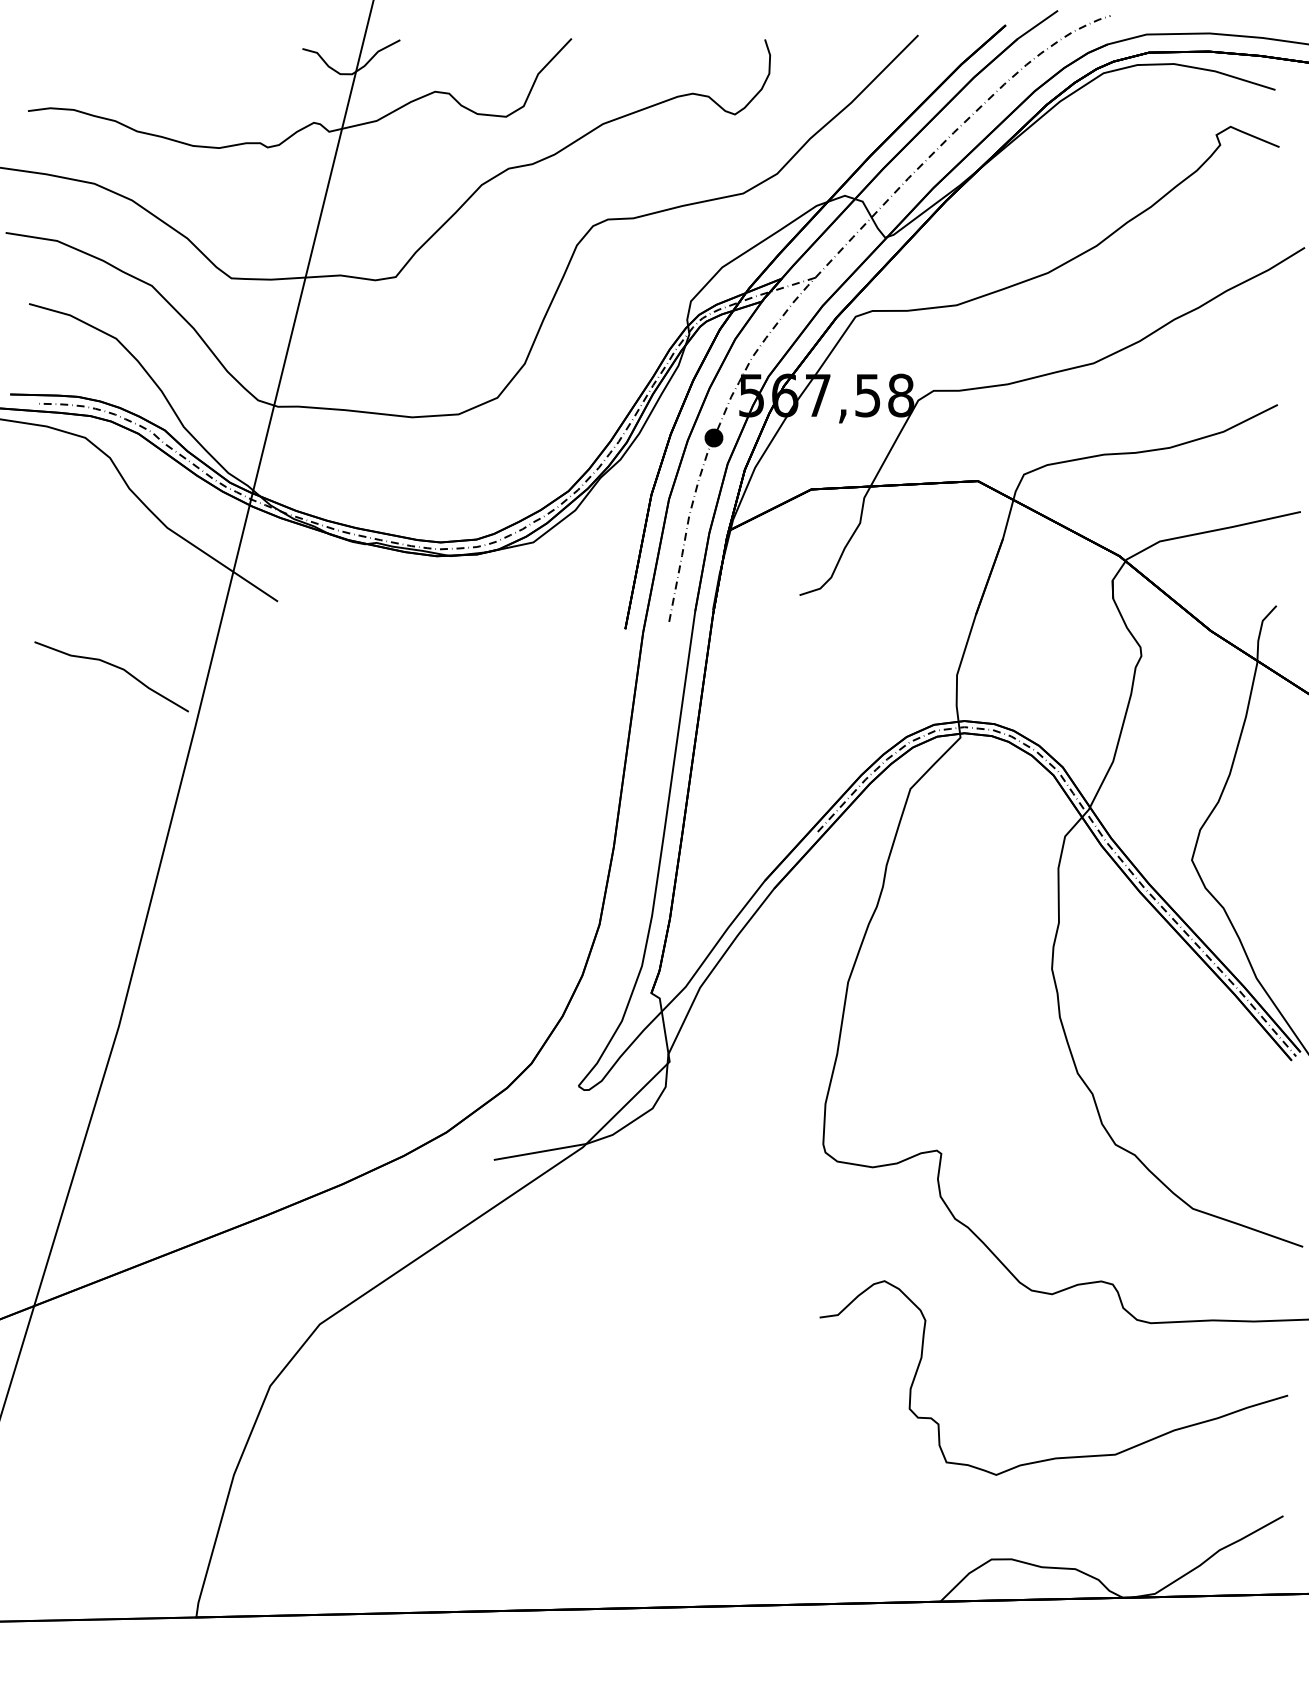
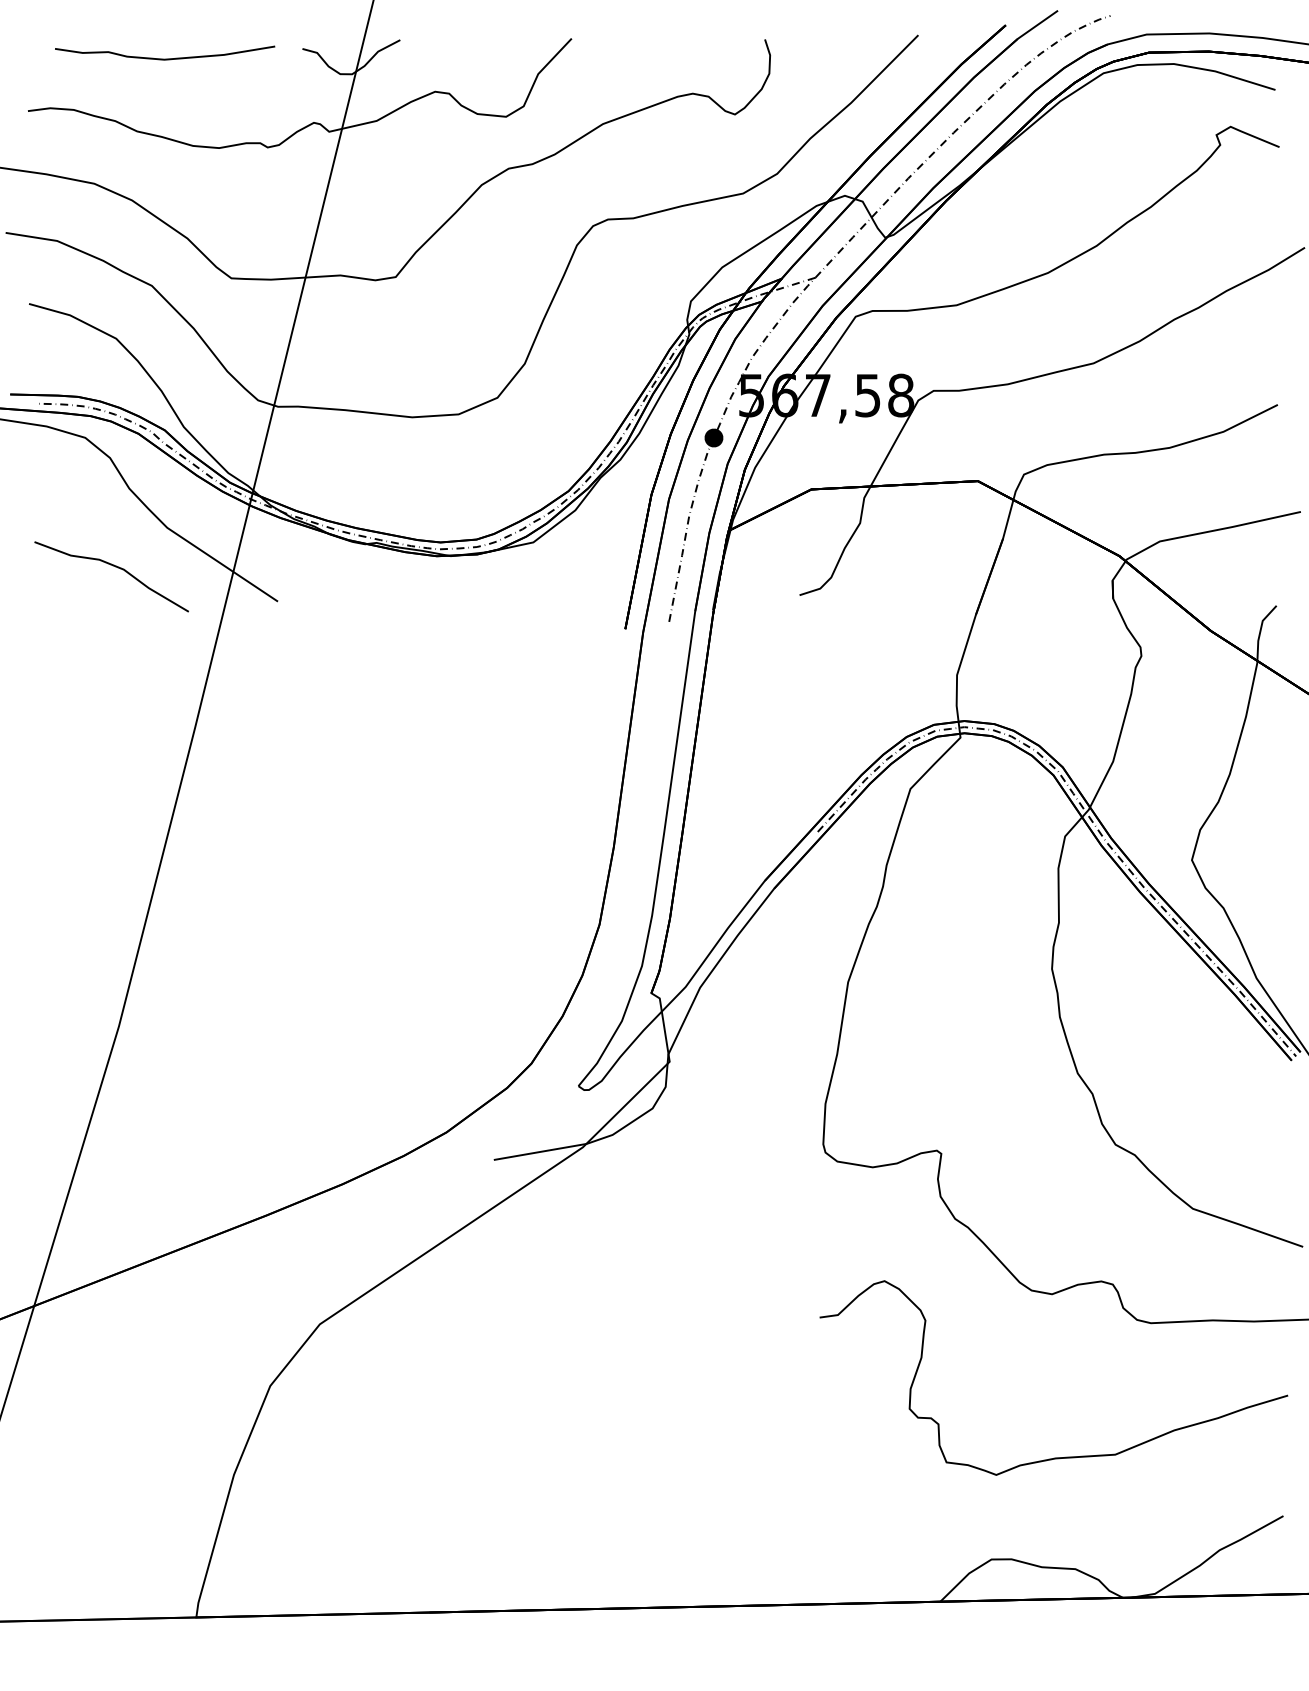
curve: none -> present (165, 58)
curve position: (115, 667) -> (115, 567) (115, 567)
